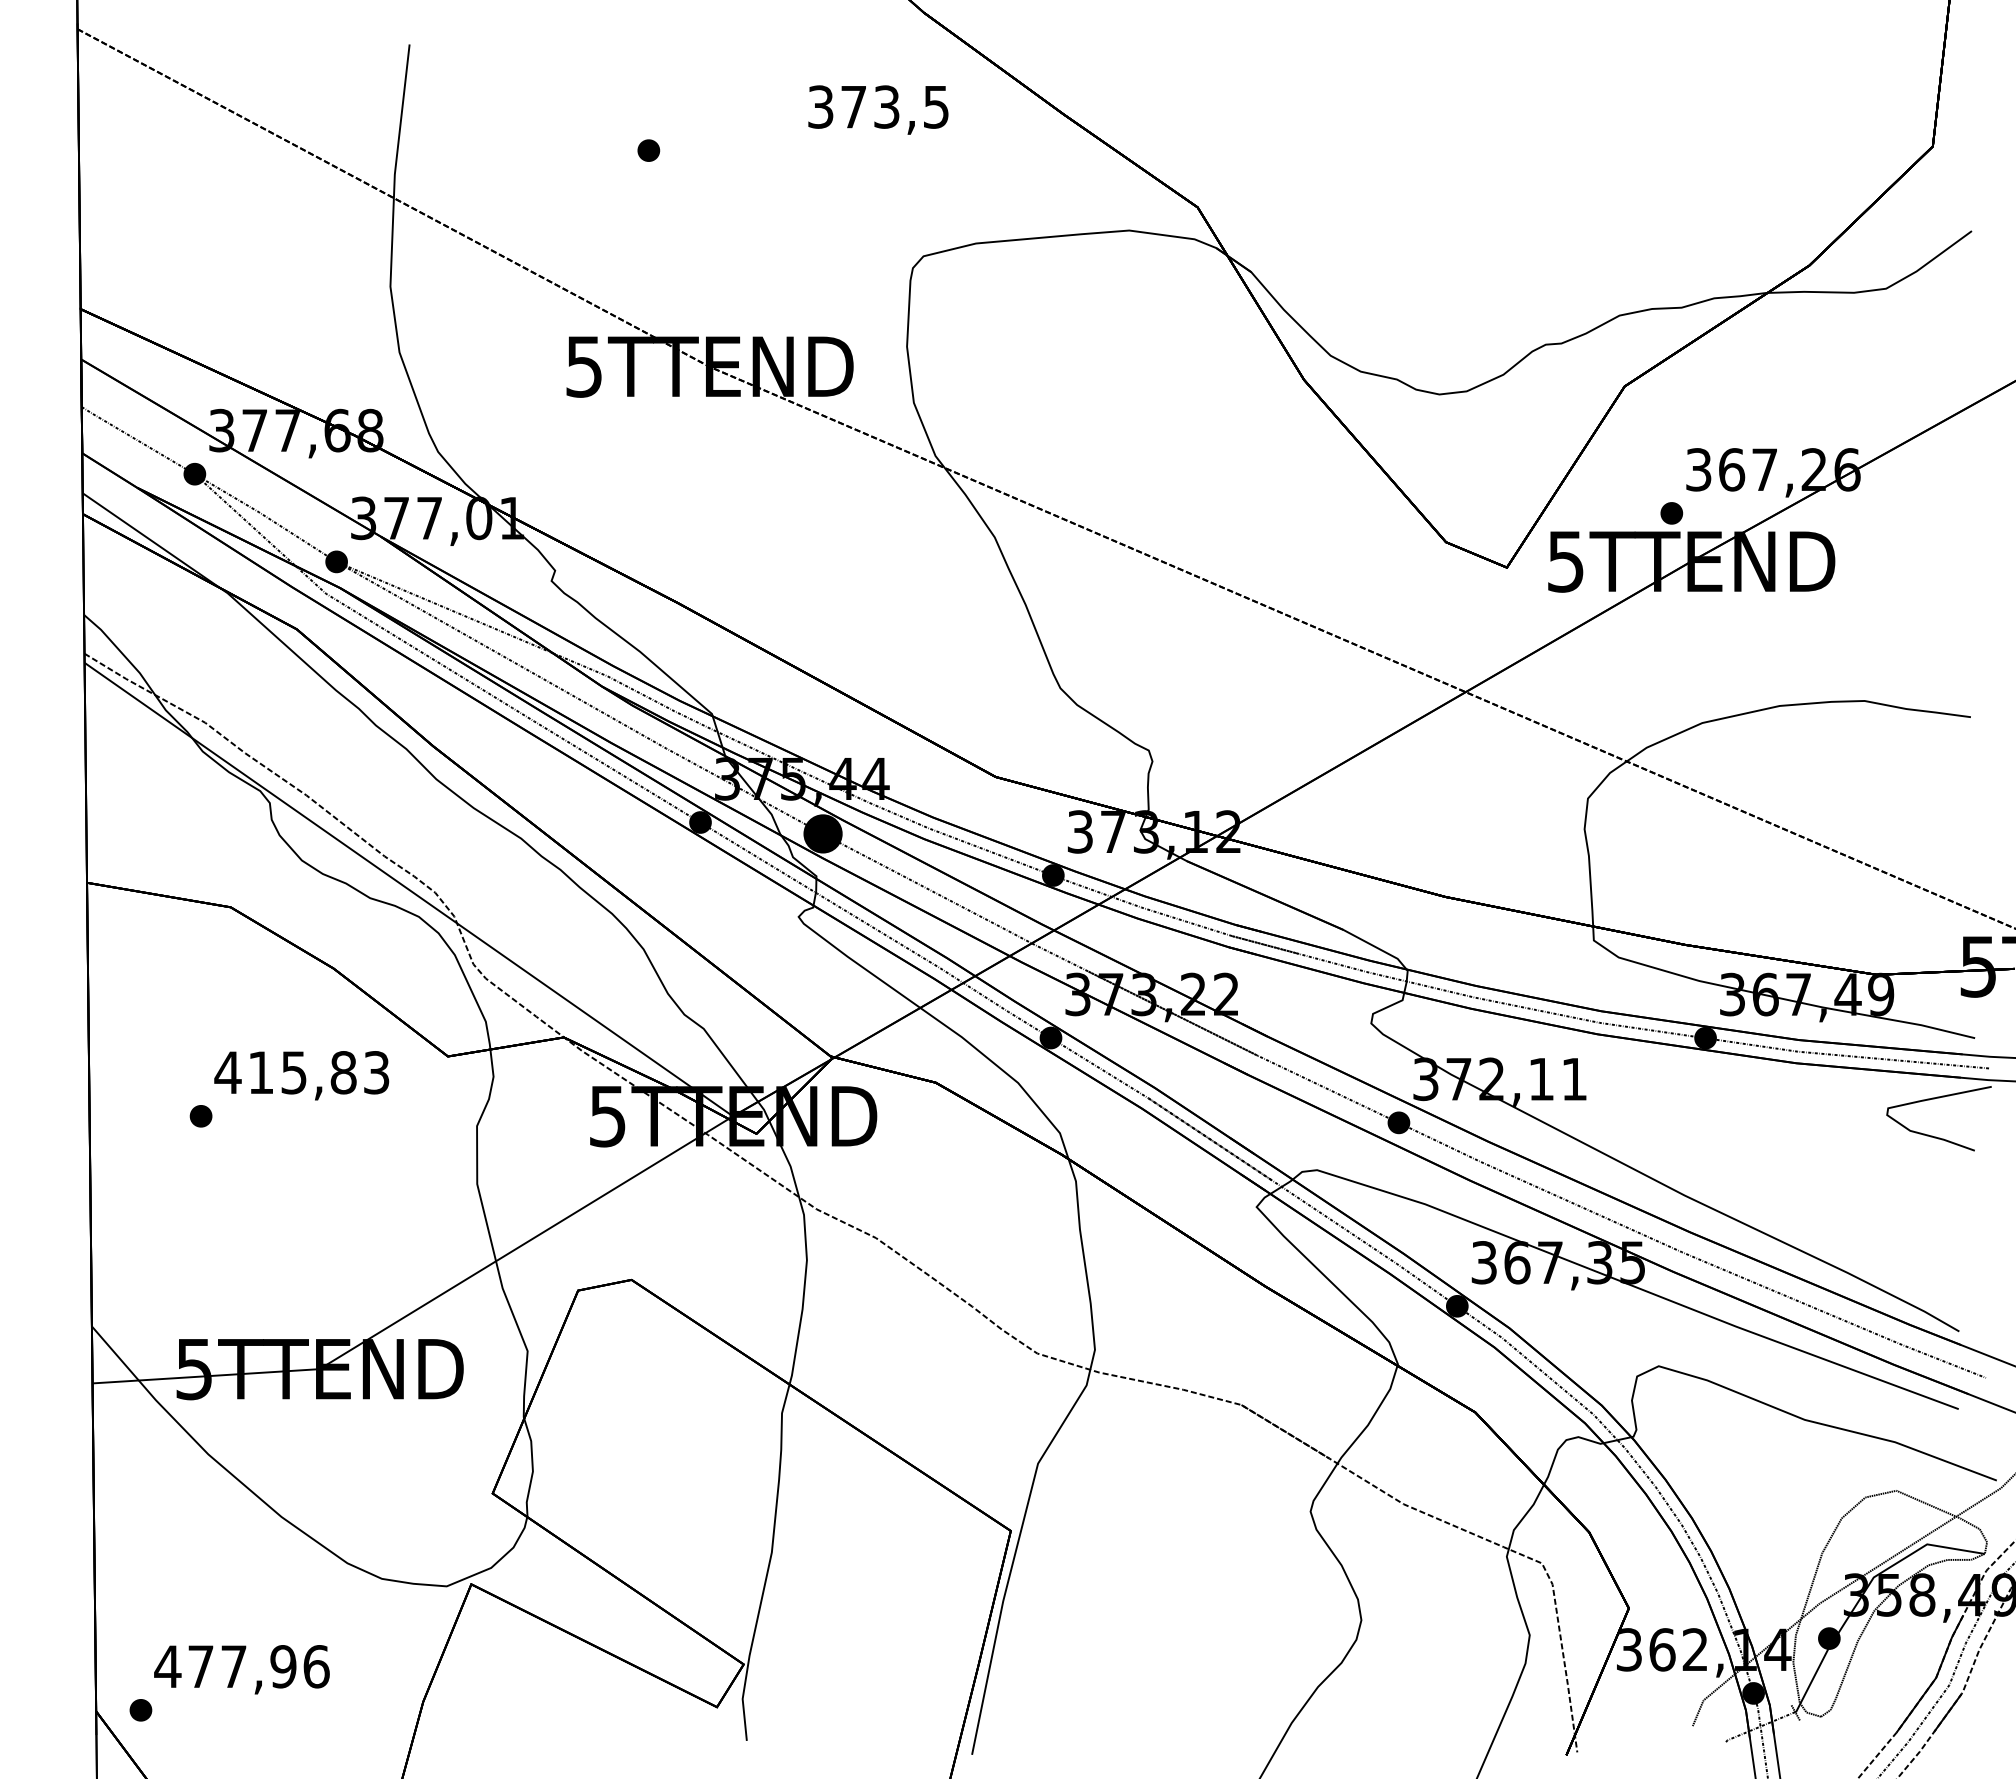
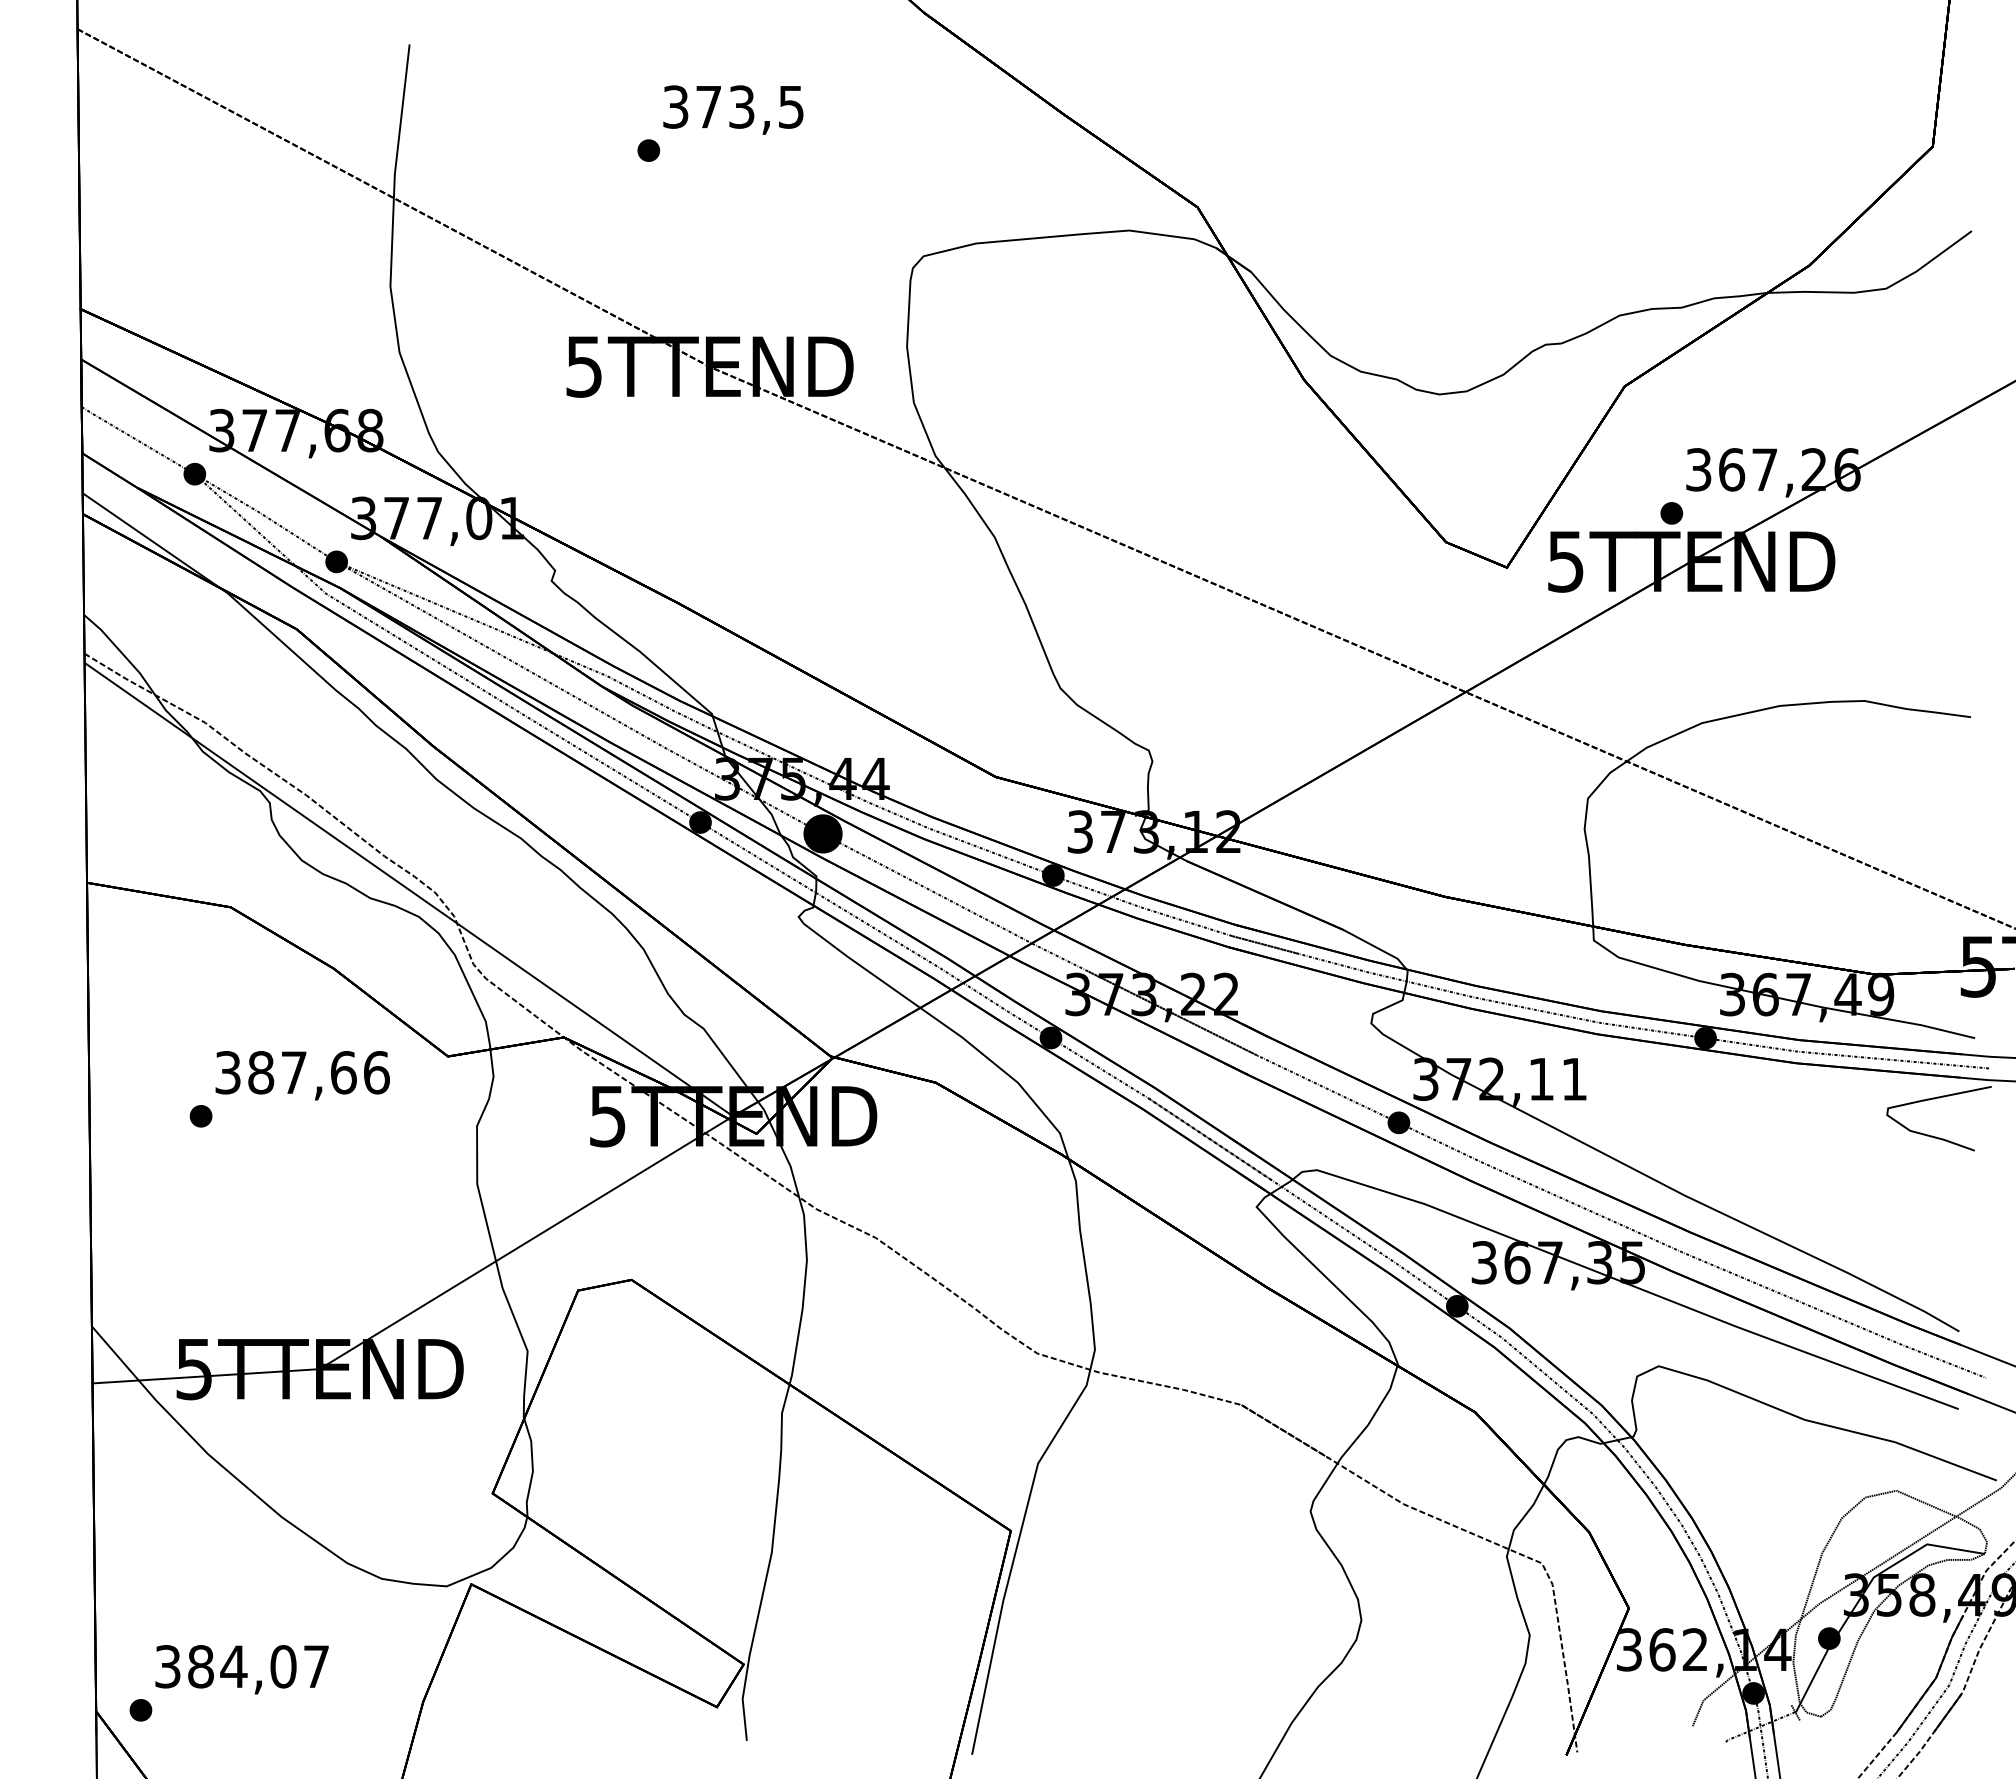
text position: (878, 109) -> (733, 109) (733, 109)
text: 415,83 -> 387,66 (301, 1072)
text: 477,96 -> 384,07 (241, 1666)
